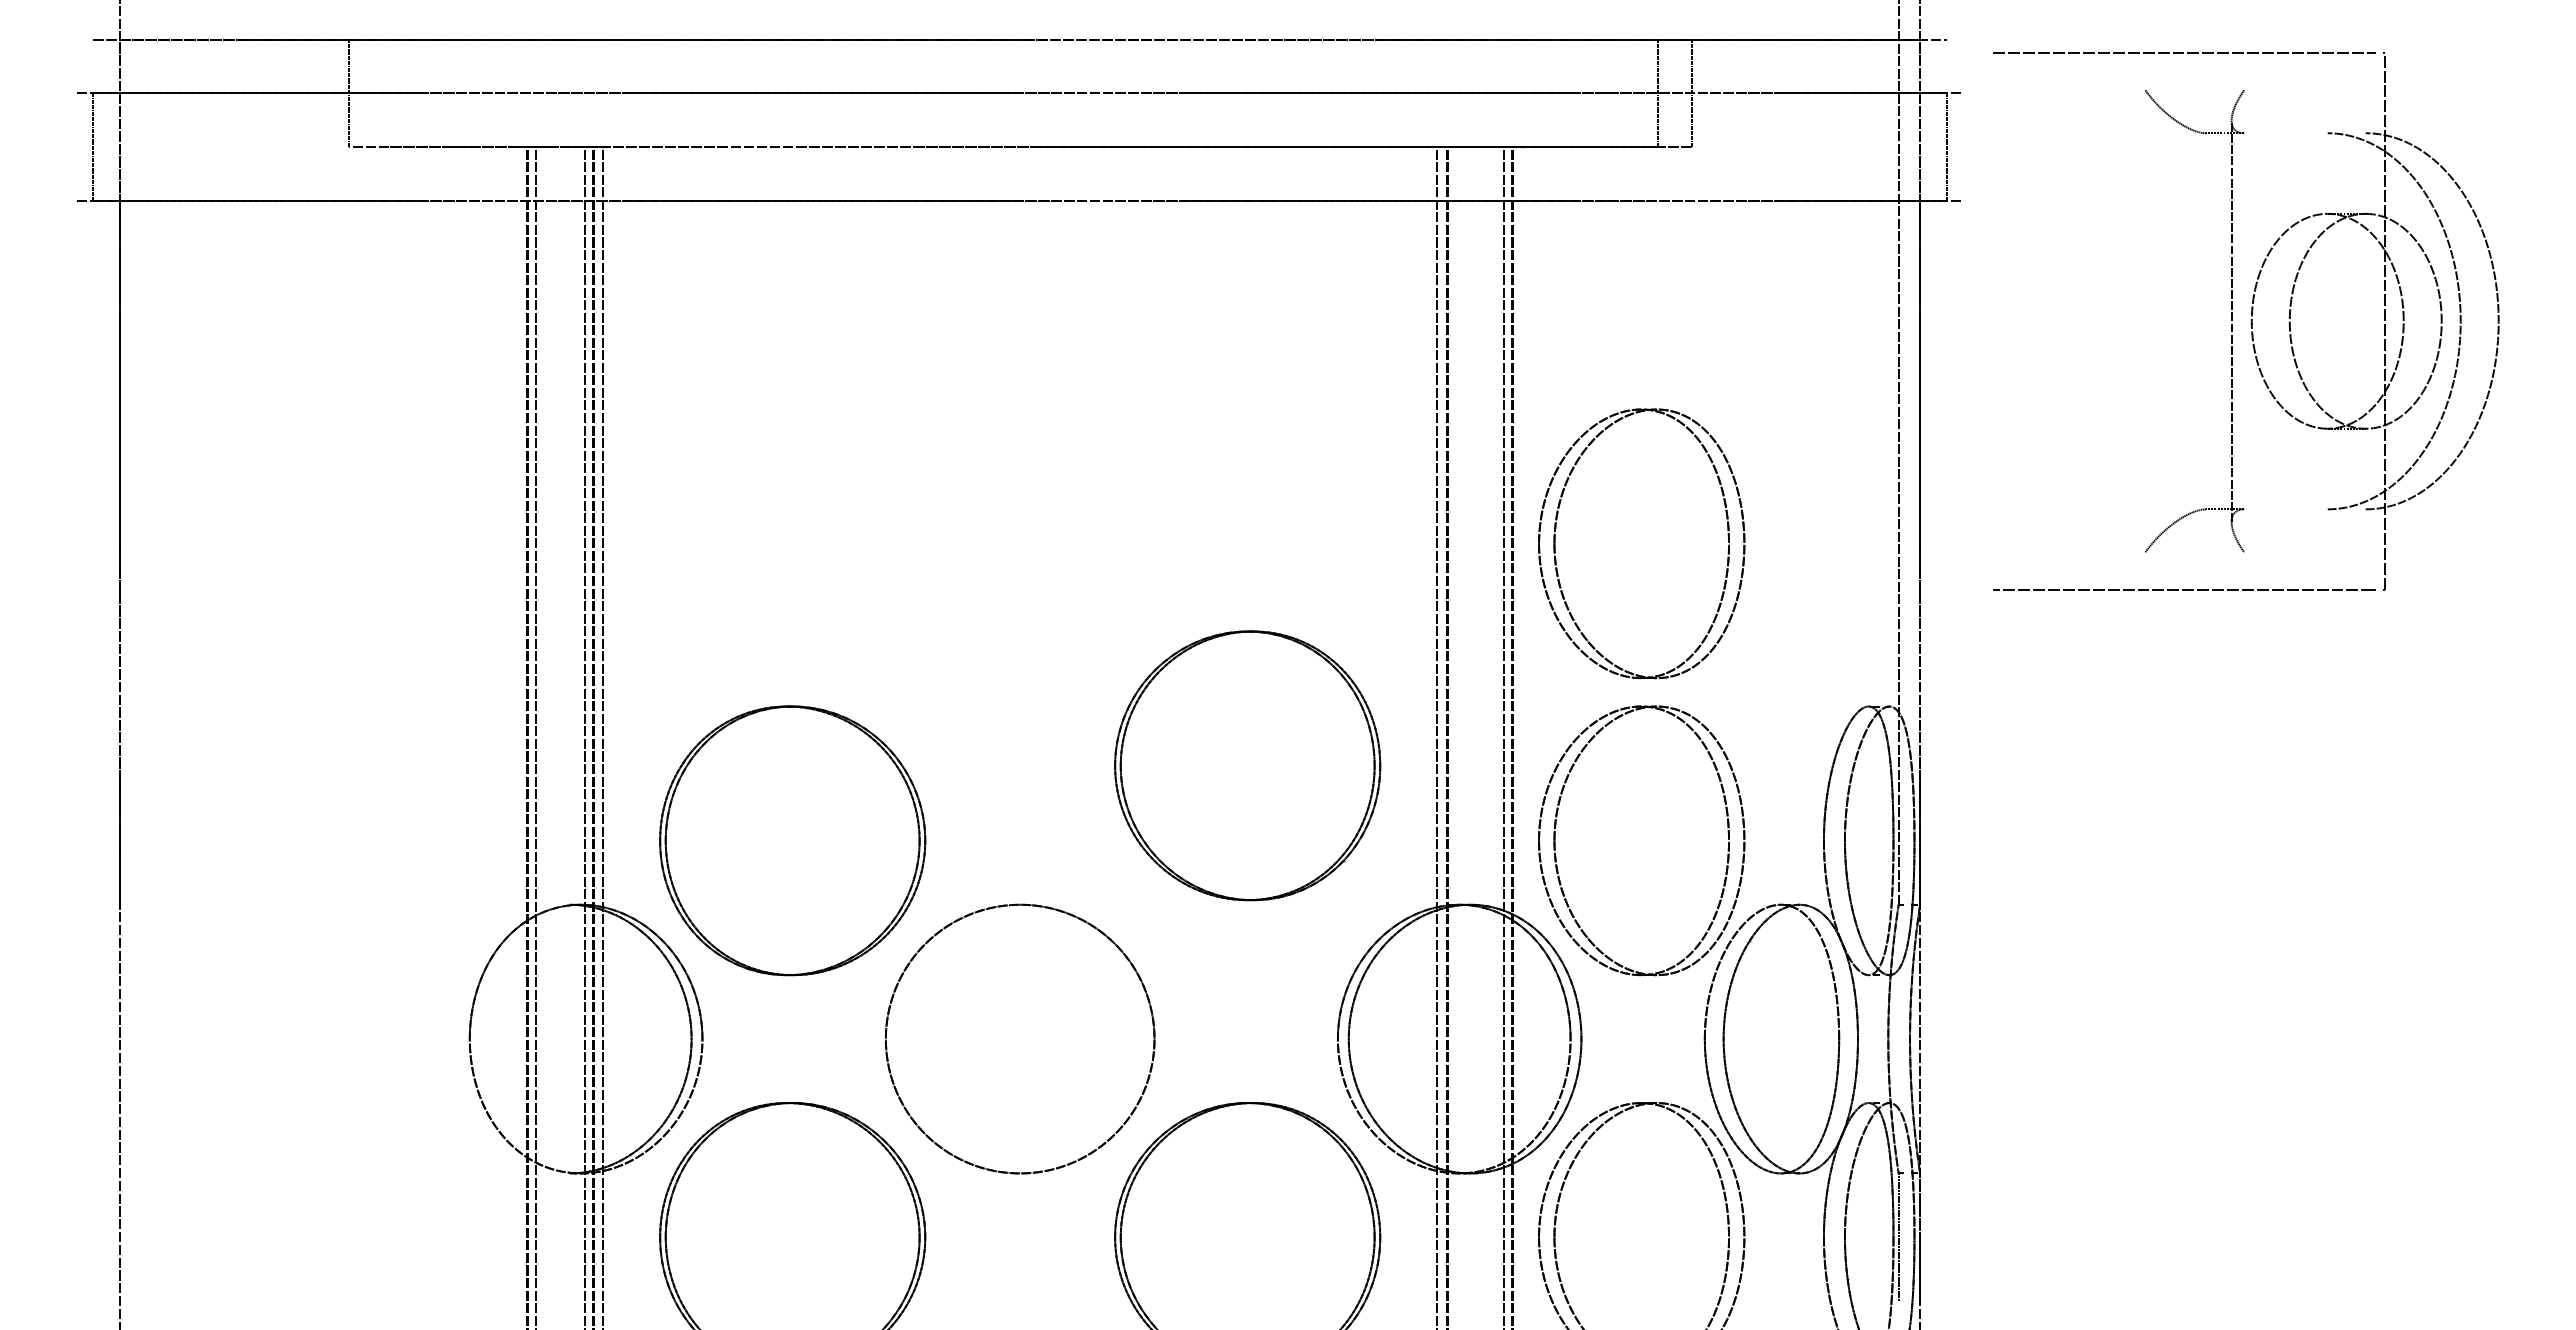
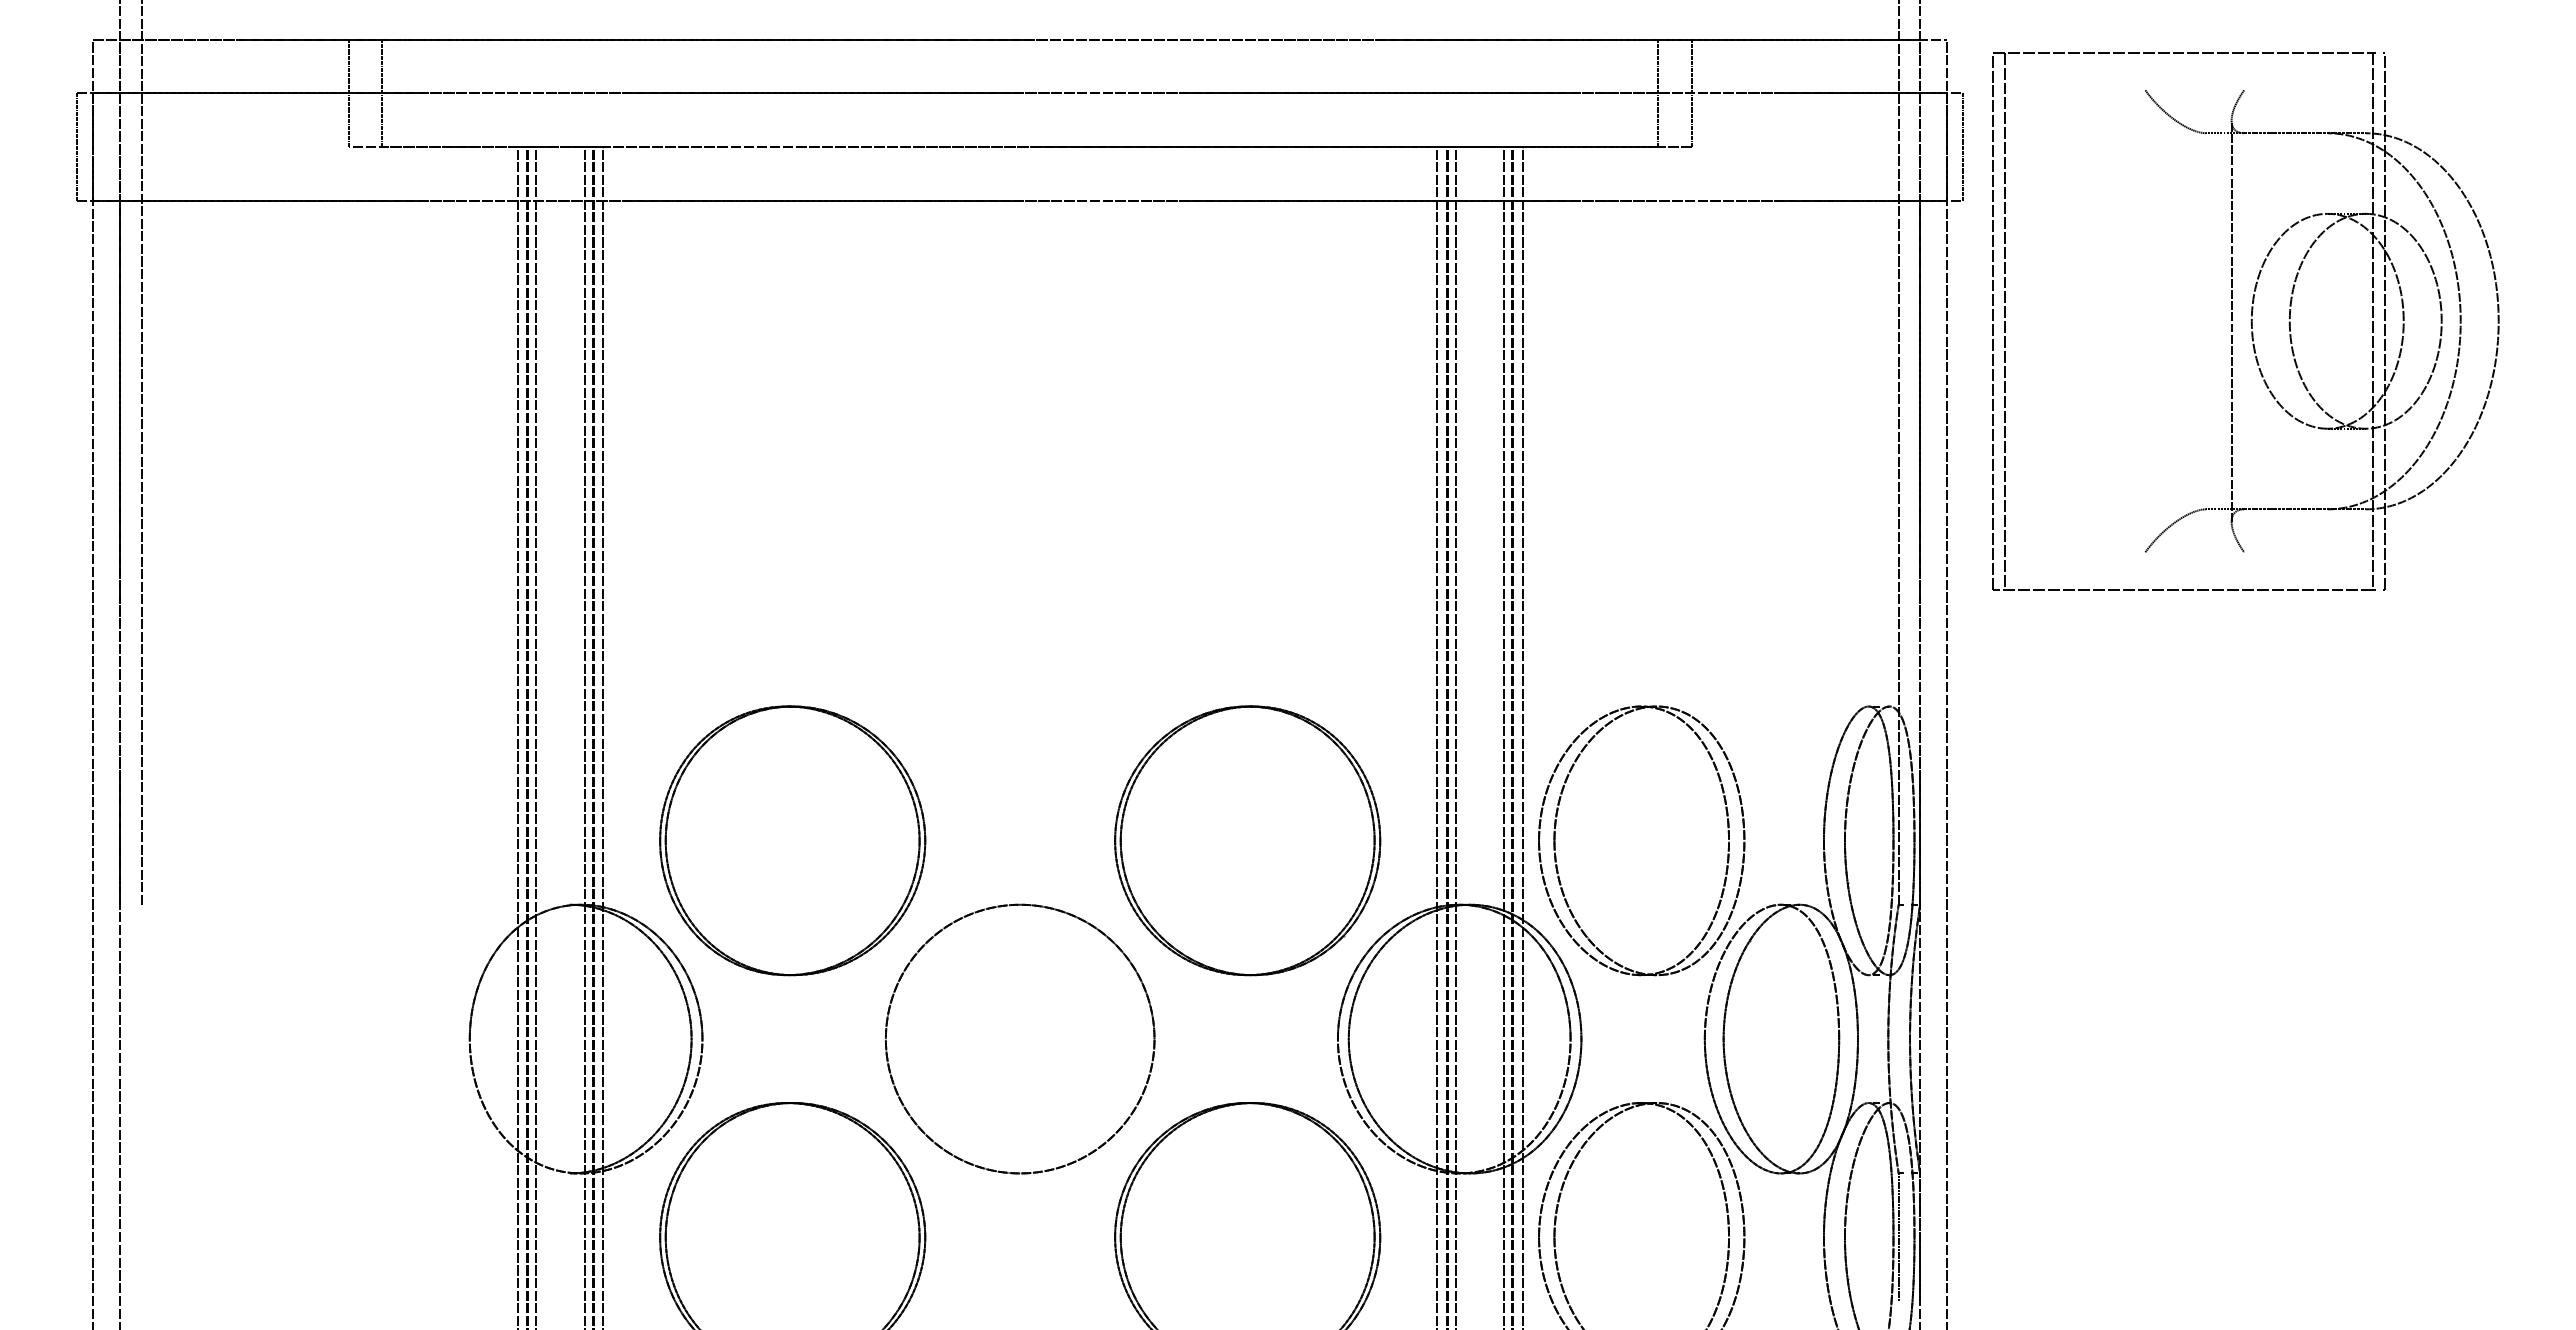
line: none -> present (381, 93)
line: none -> present (2304, 133)
line: none -> present (77, 146)
line: none -> present (1963, 146)
line: none -> present (1993, 320)
line: none -> present (2004, 320)
line: none -> present (2373, 320)
line: none -> present (141, 453)
line: none -> present (2304, 509)
part: present -> none (1555, 543)
line: none -> present (93, 682)
line: none -> present (1946, 682)
line: none -> present (517, 736)
line: none -> present (1455, 736)
line: none -> present (1522, 736)
part position: (1247, 765) -> (1247, 840) (1247, 840)
